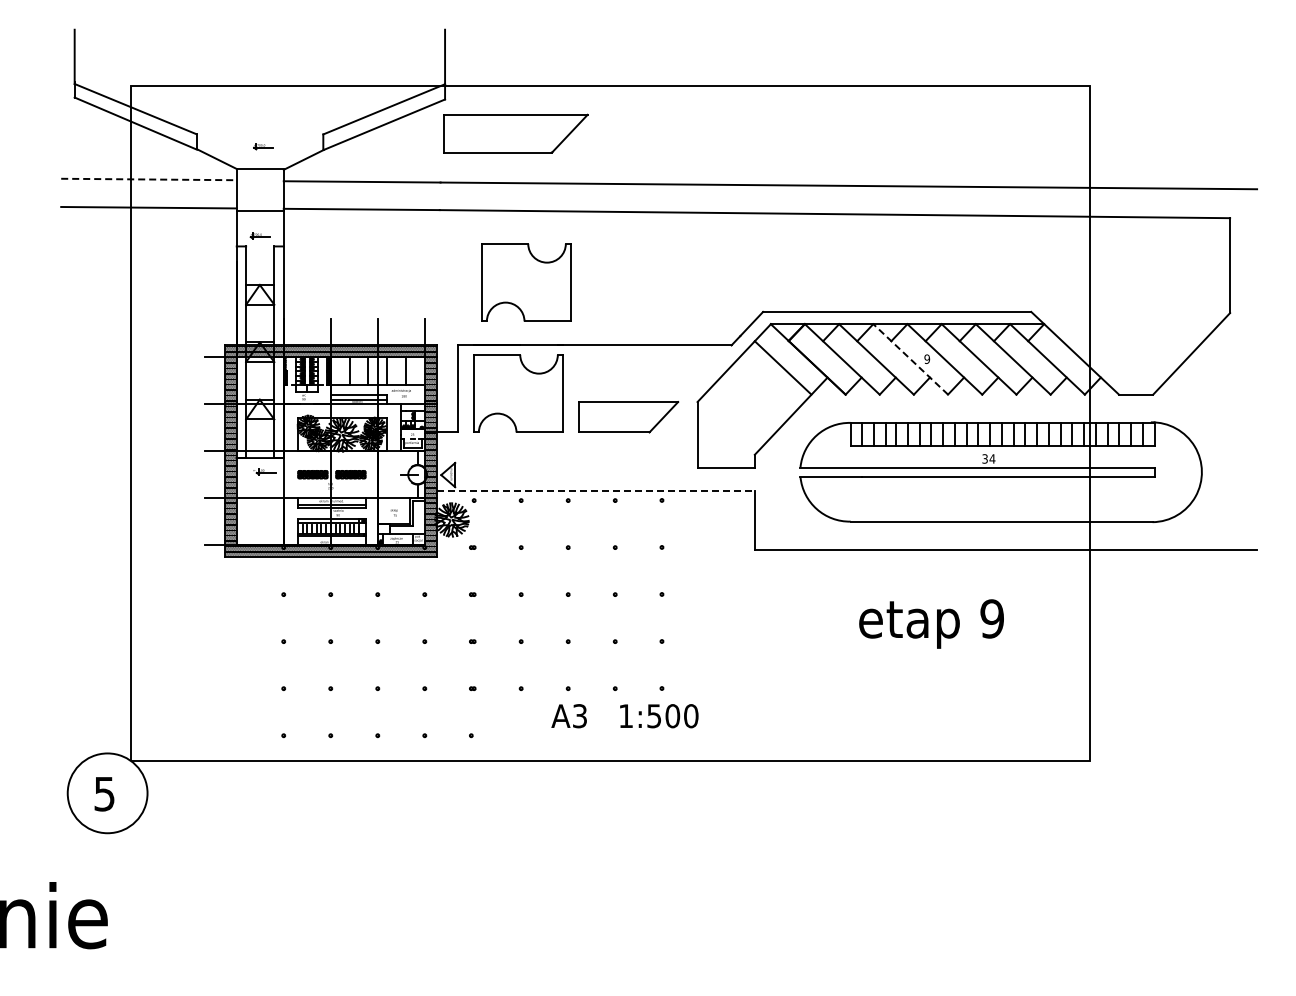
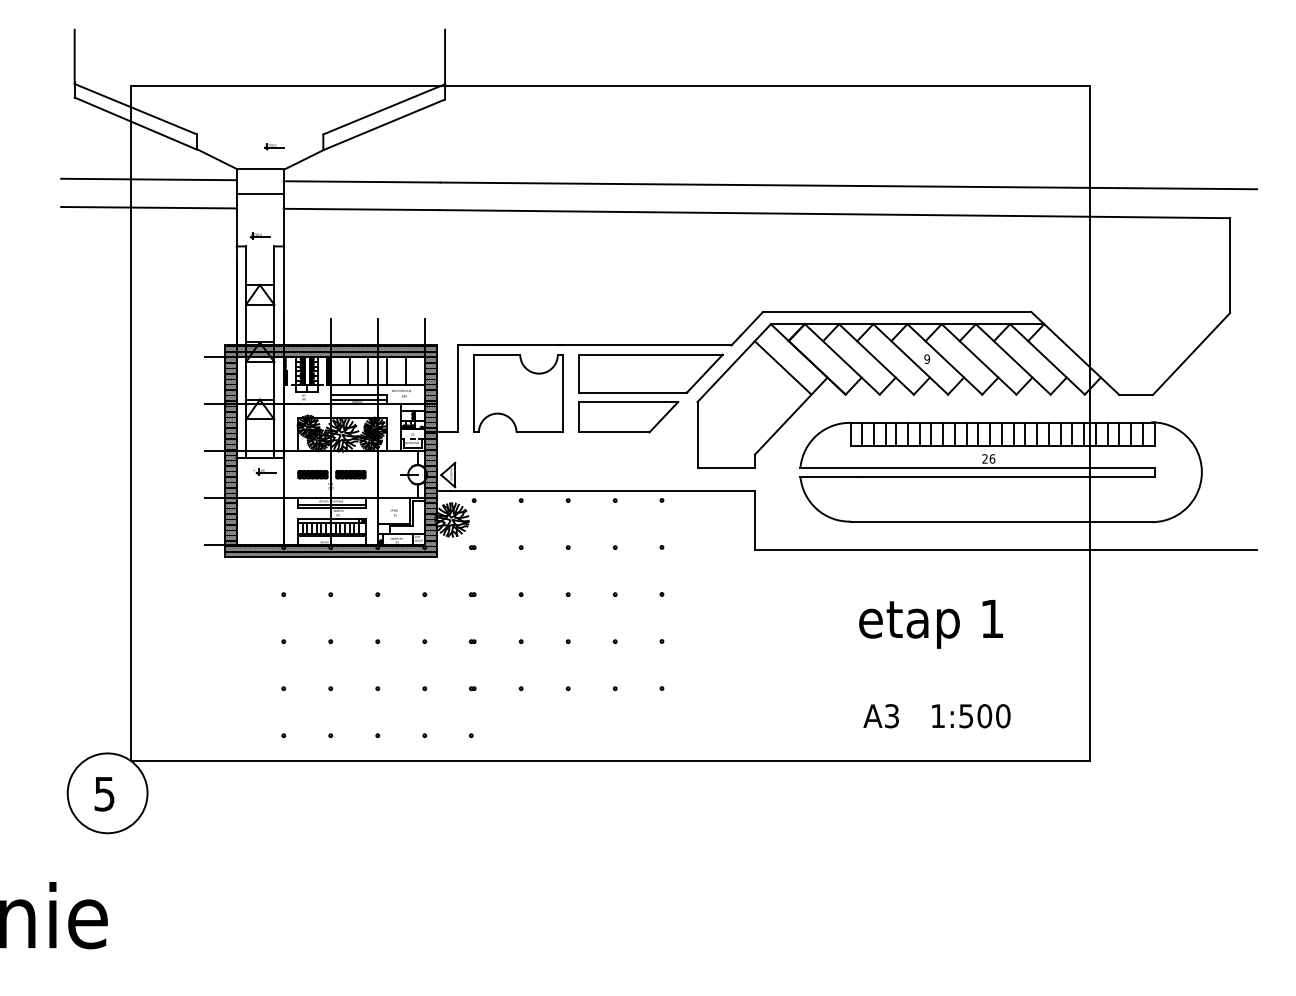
part position: (515, 133) -> (650, 373) (650, 373)
part position: (263, 146) -> (274, 146) (274, 146)
line: dashed -> solid (148, 179)
line position: (259, 211) -> (259, 194) (259, 194)
part: present -> none (526, 282)
line: dashed -> solid (910, 359)
text: 34 -> 26 (988, 458)
line: dashed -> solid (596, 491)
text: 9 -> 1 (991, 618)
text position: (624, 716) -> (936, 716) (936, 716)
